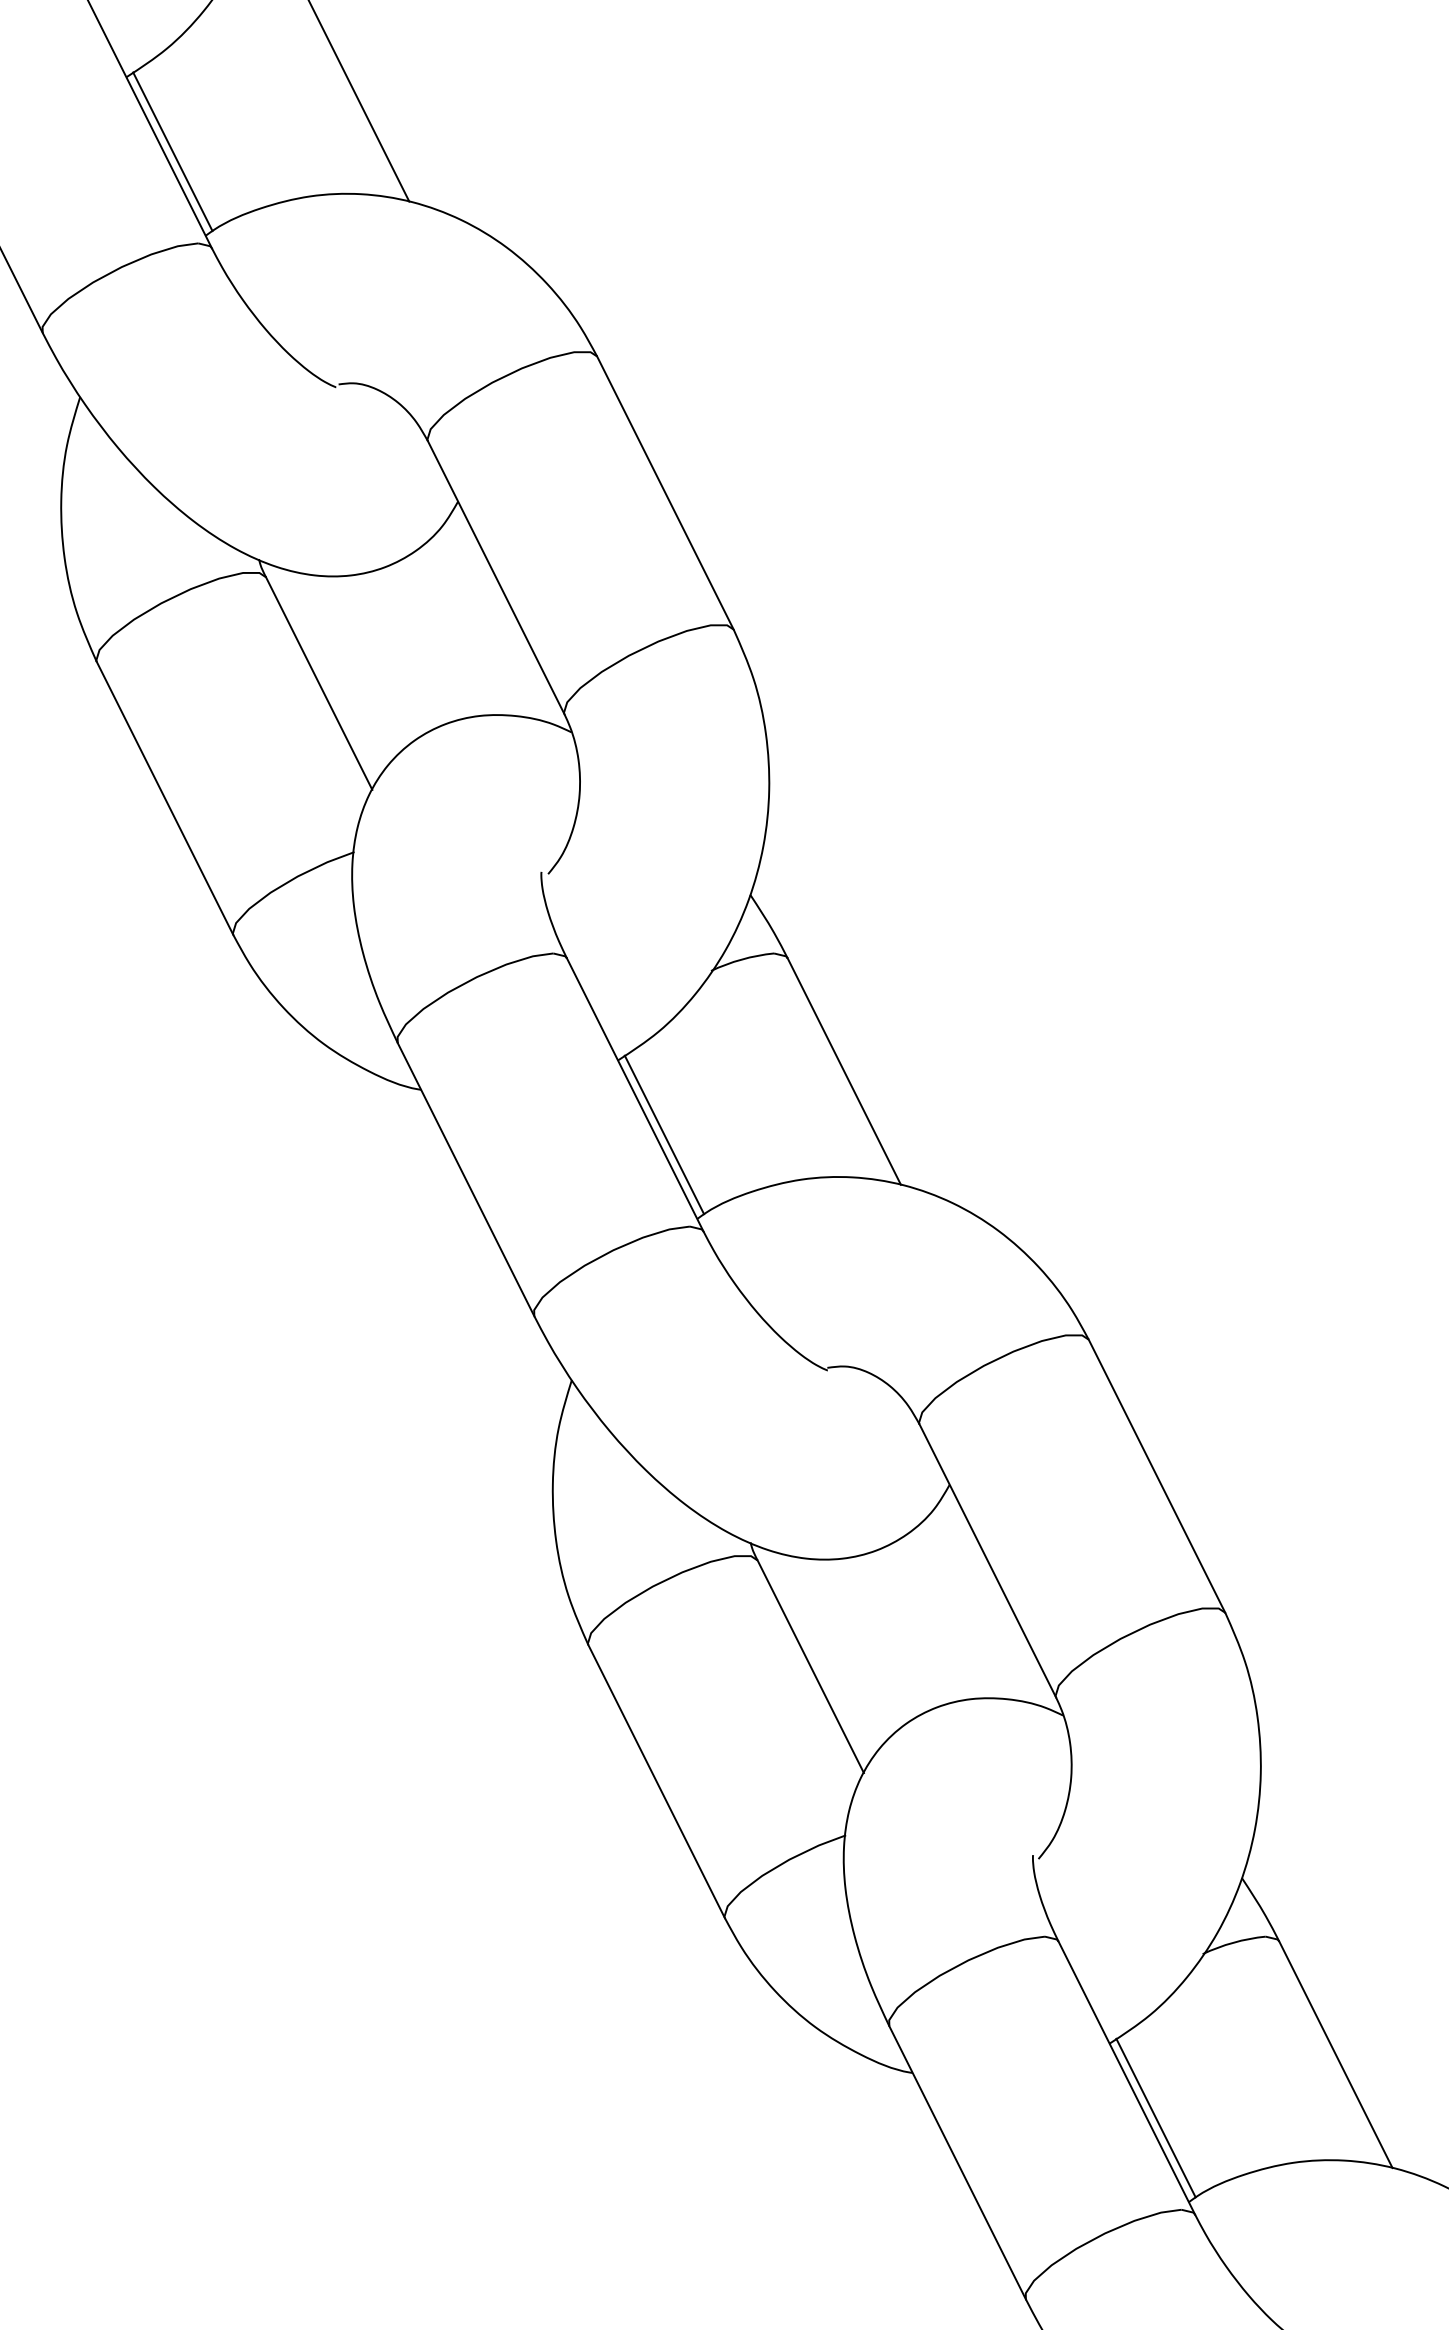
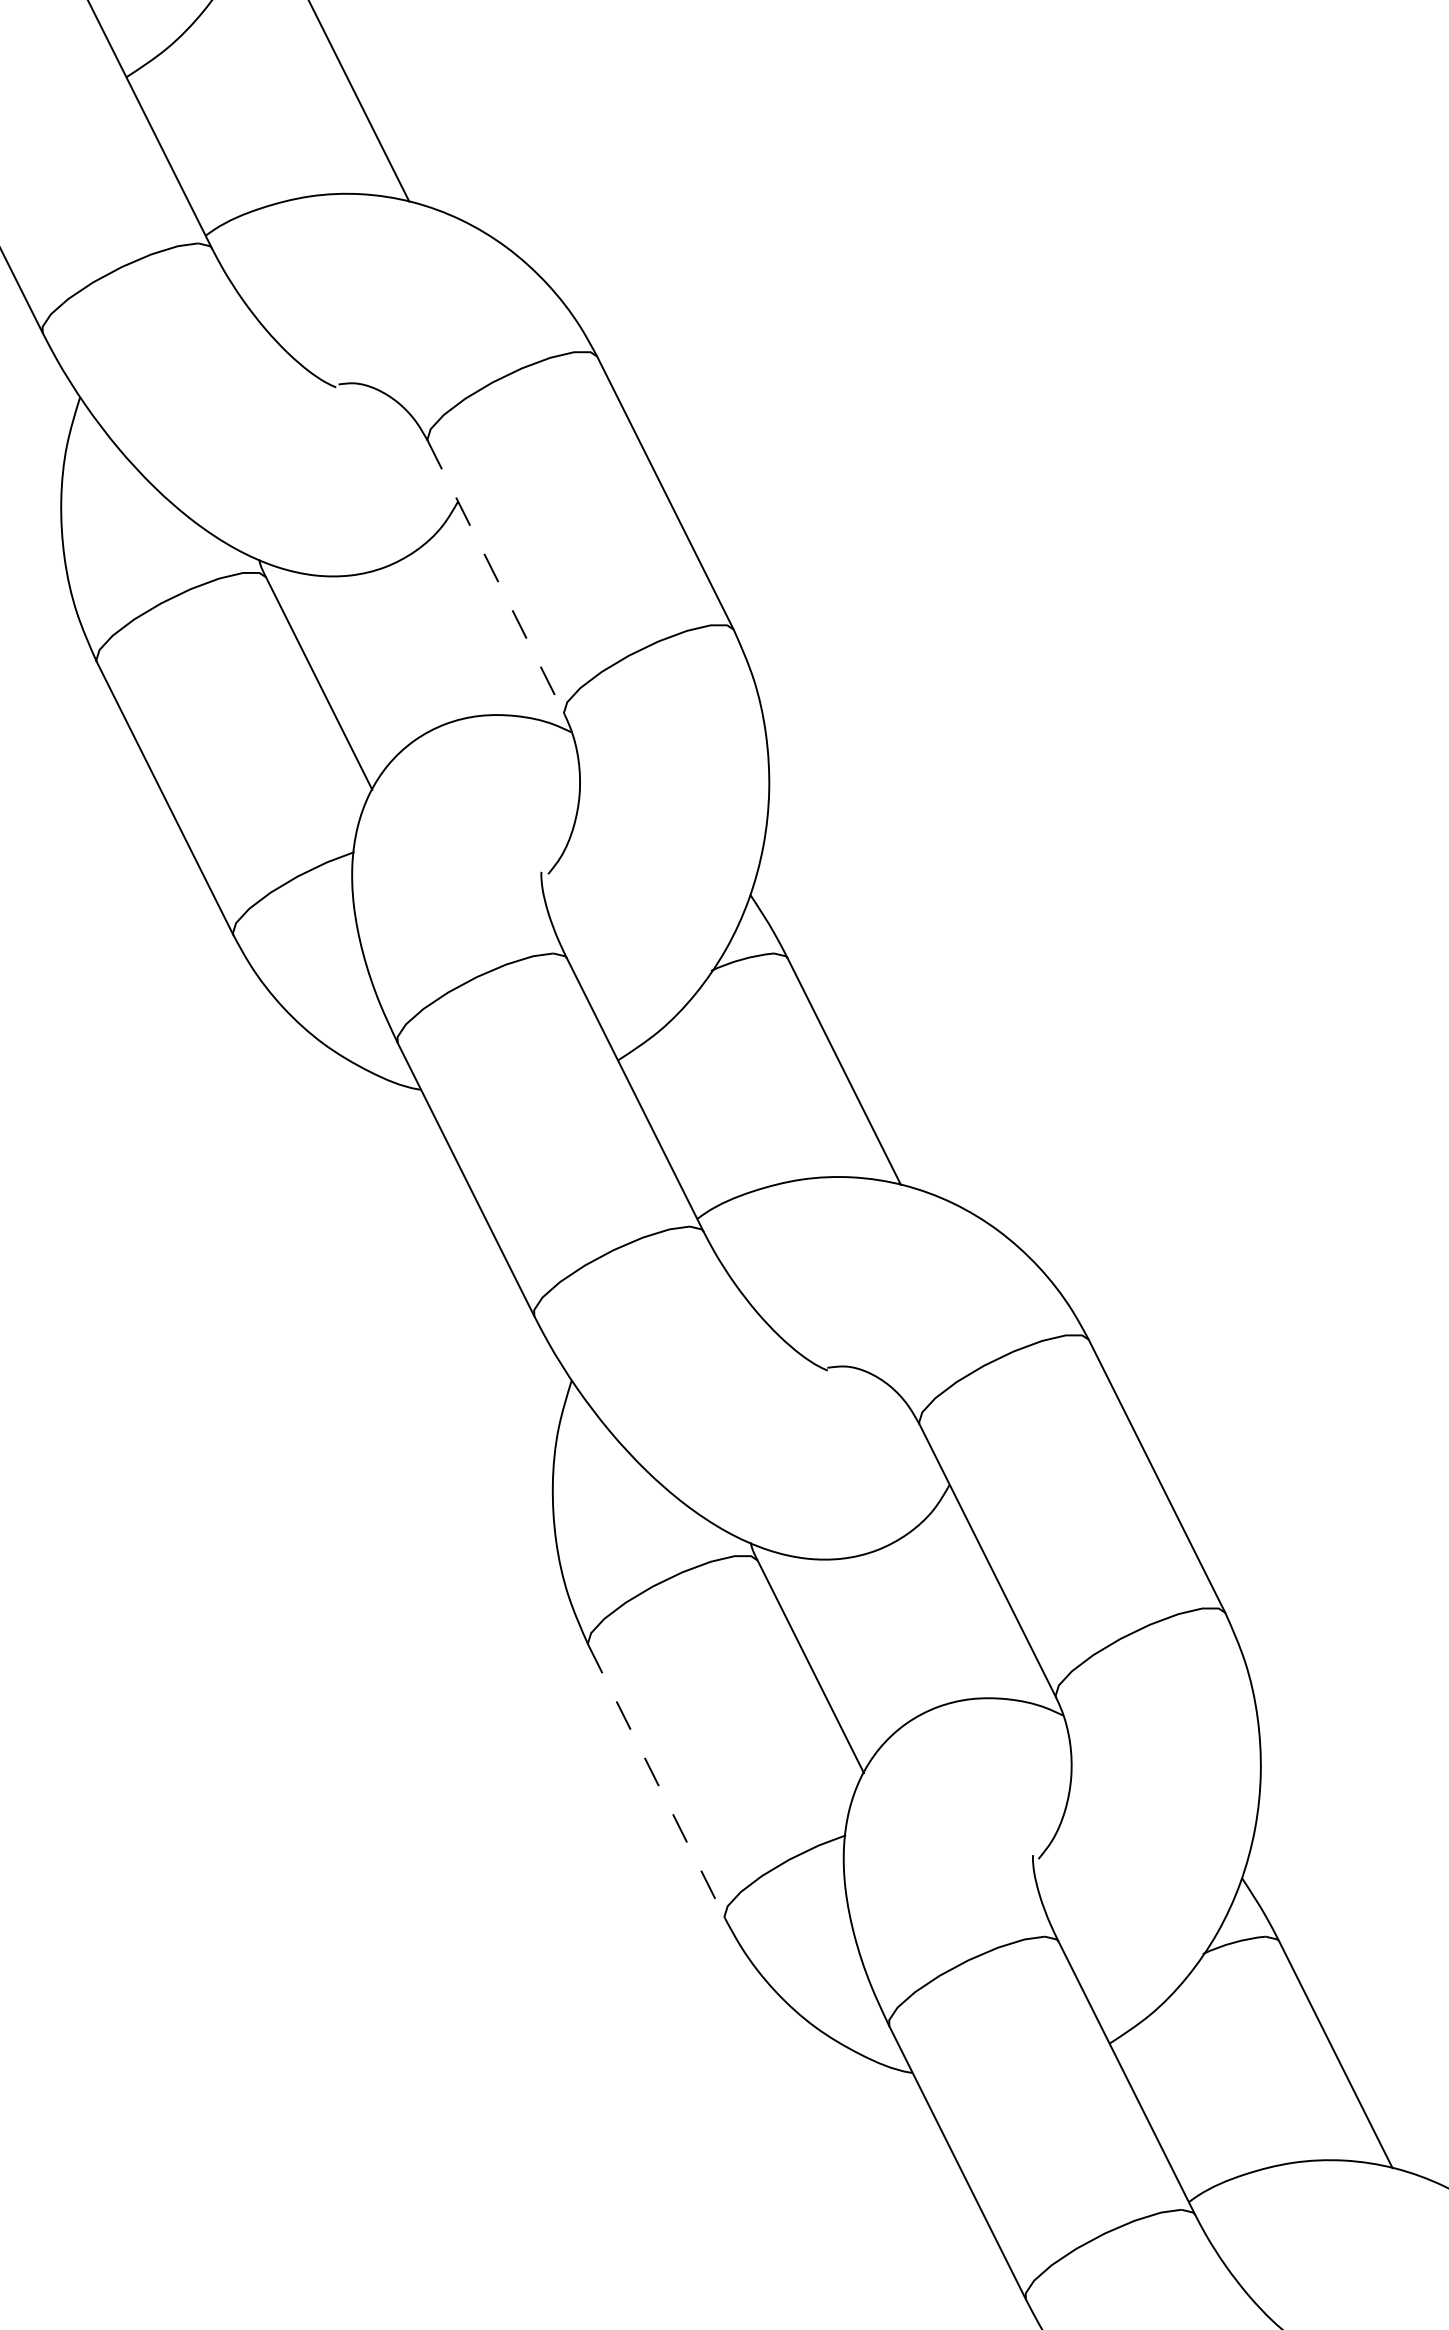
line: present -> none (172, 151)
line: solid -> dashed (496, 577)
line: present -> none (664, 1134)
line: solid -> dashed (656, 1781)
line: present -> none (1155, 2117)
